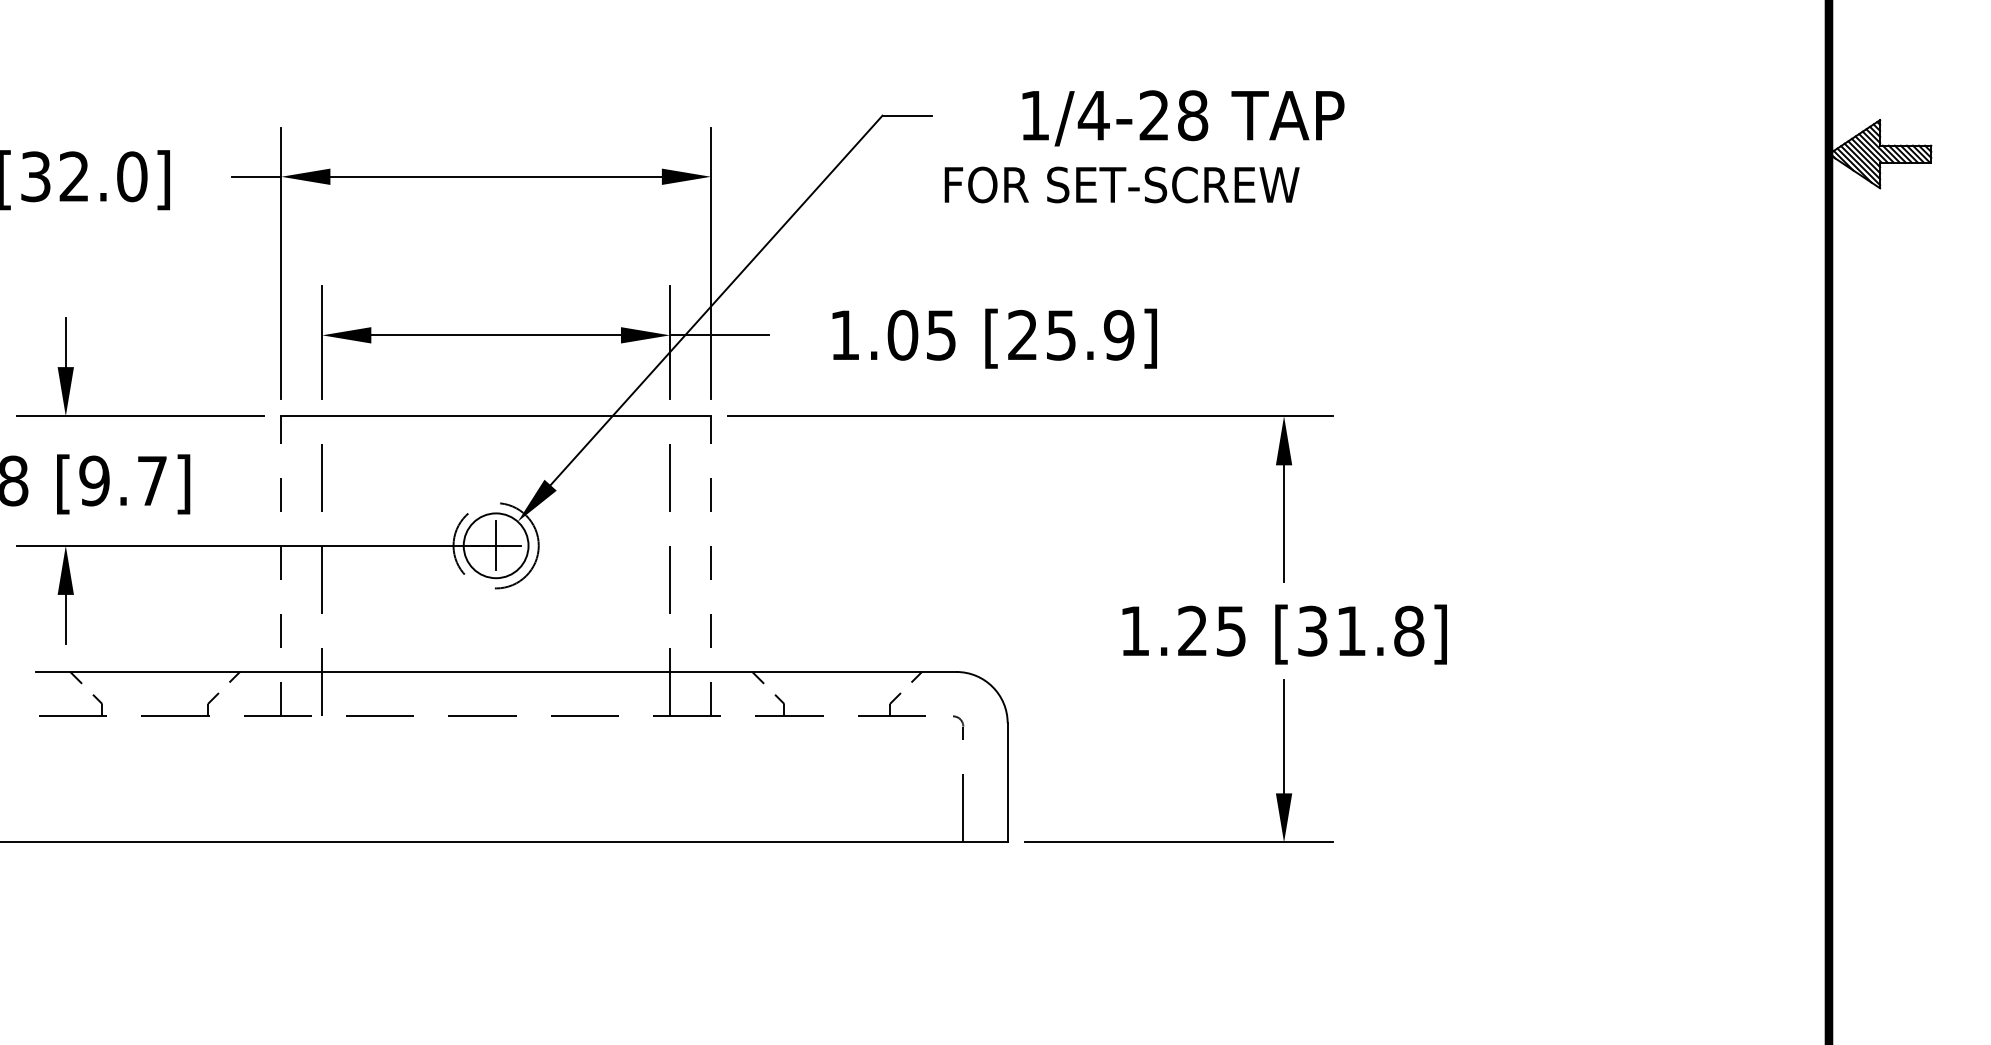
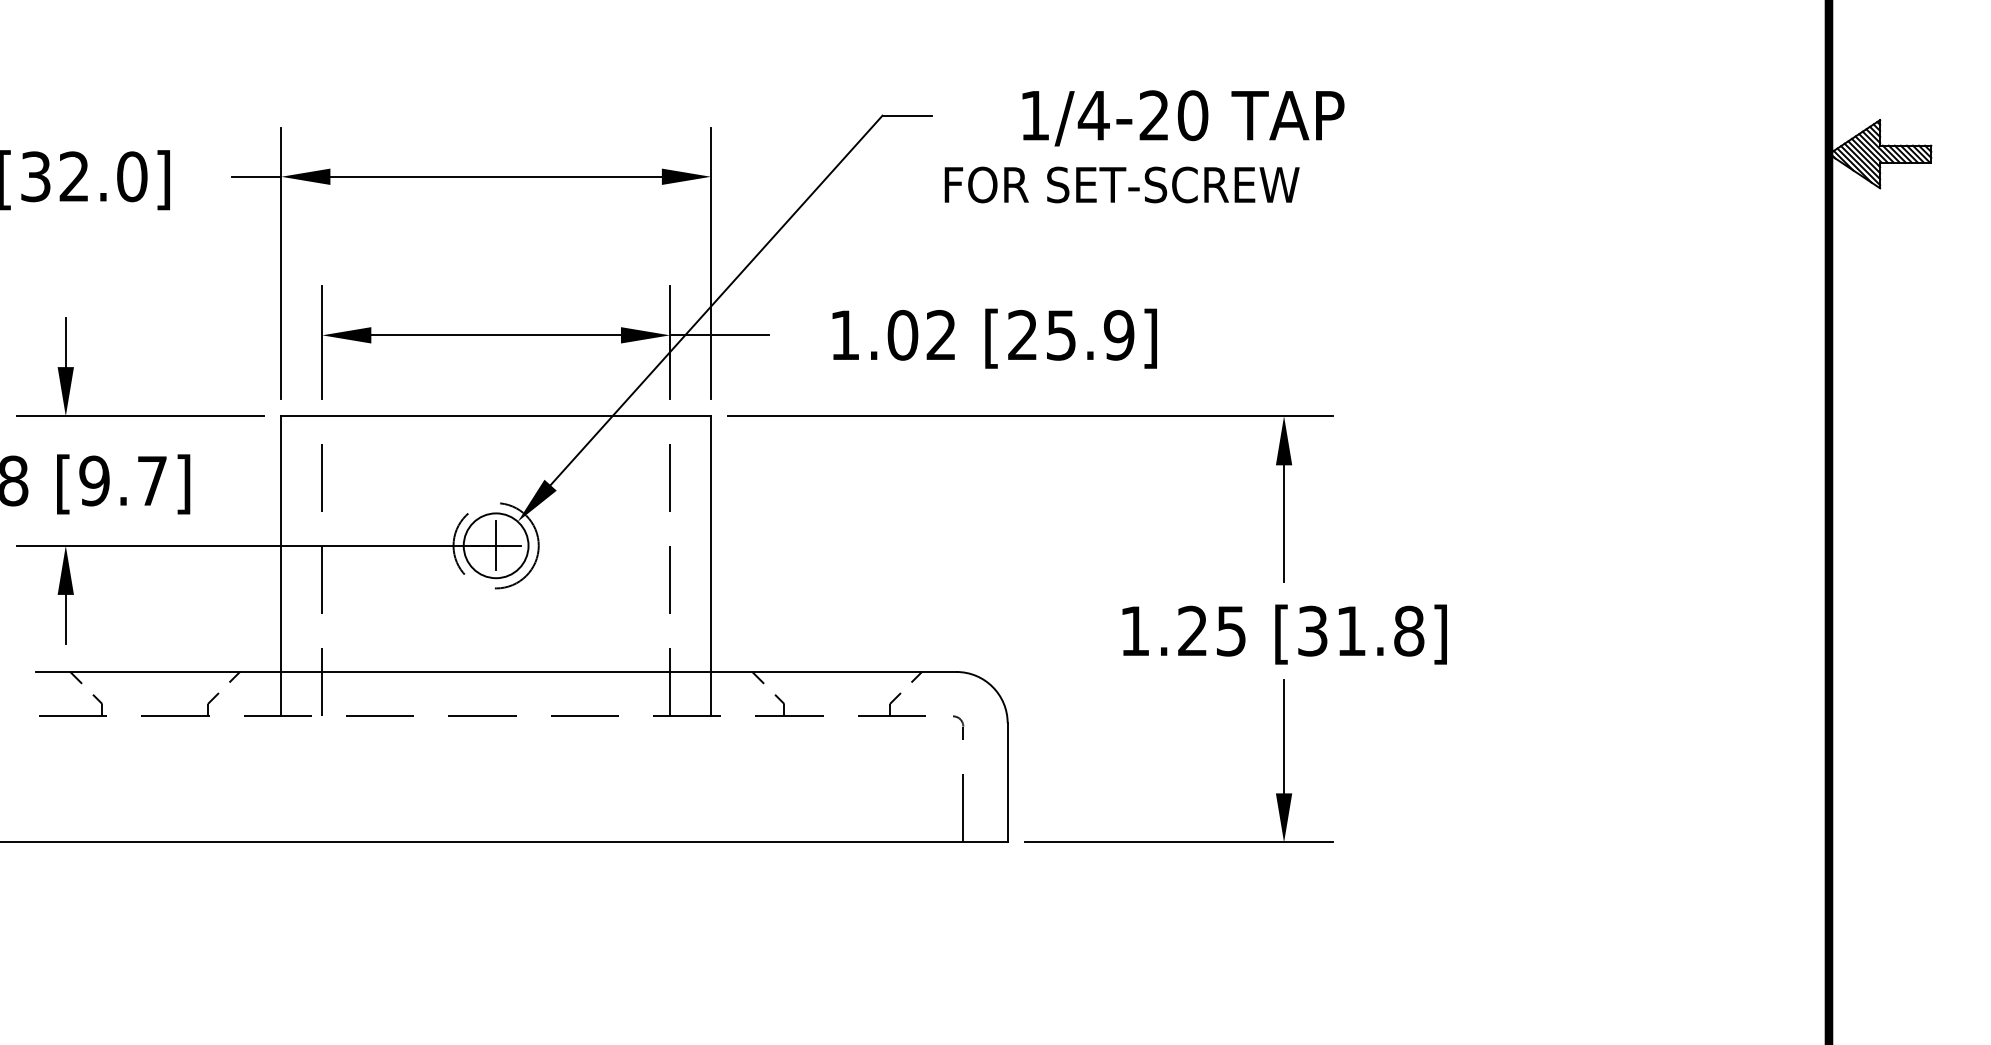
text: 1/4-28 -> 1/4-20 (1192, 115)
text: 1.05 -> 1.02 (940, 335)
line: dashed -> solid (281, 565)
line: dashed -> solid (710, 565)
